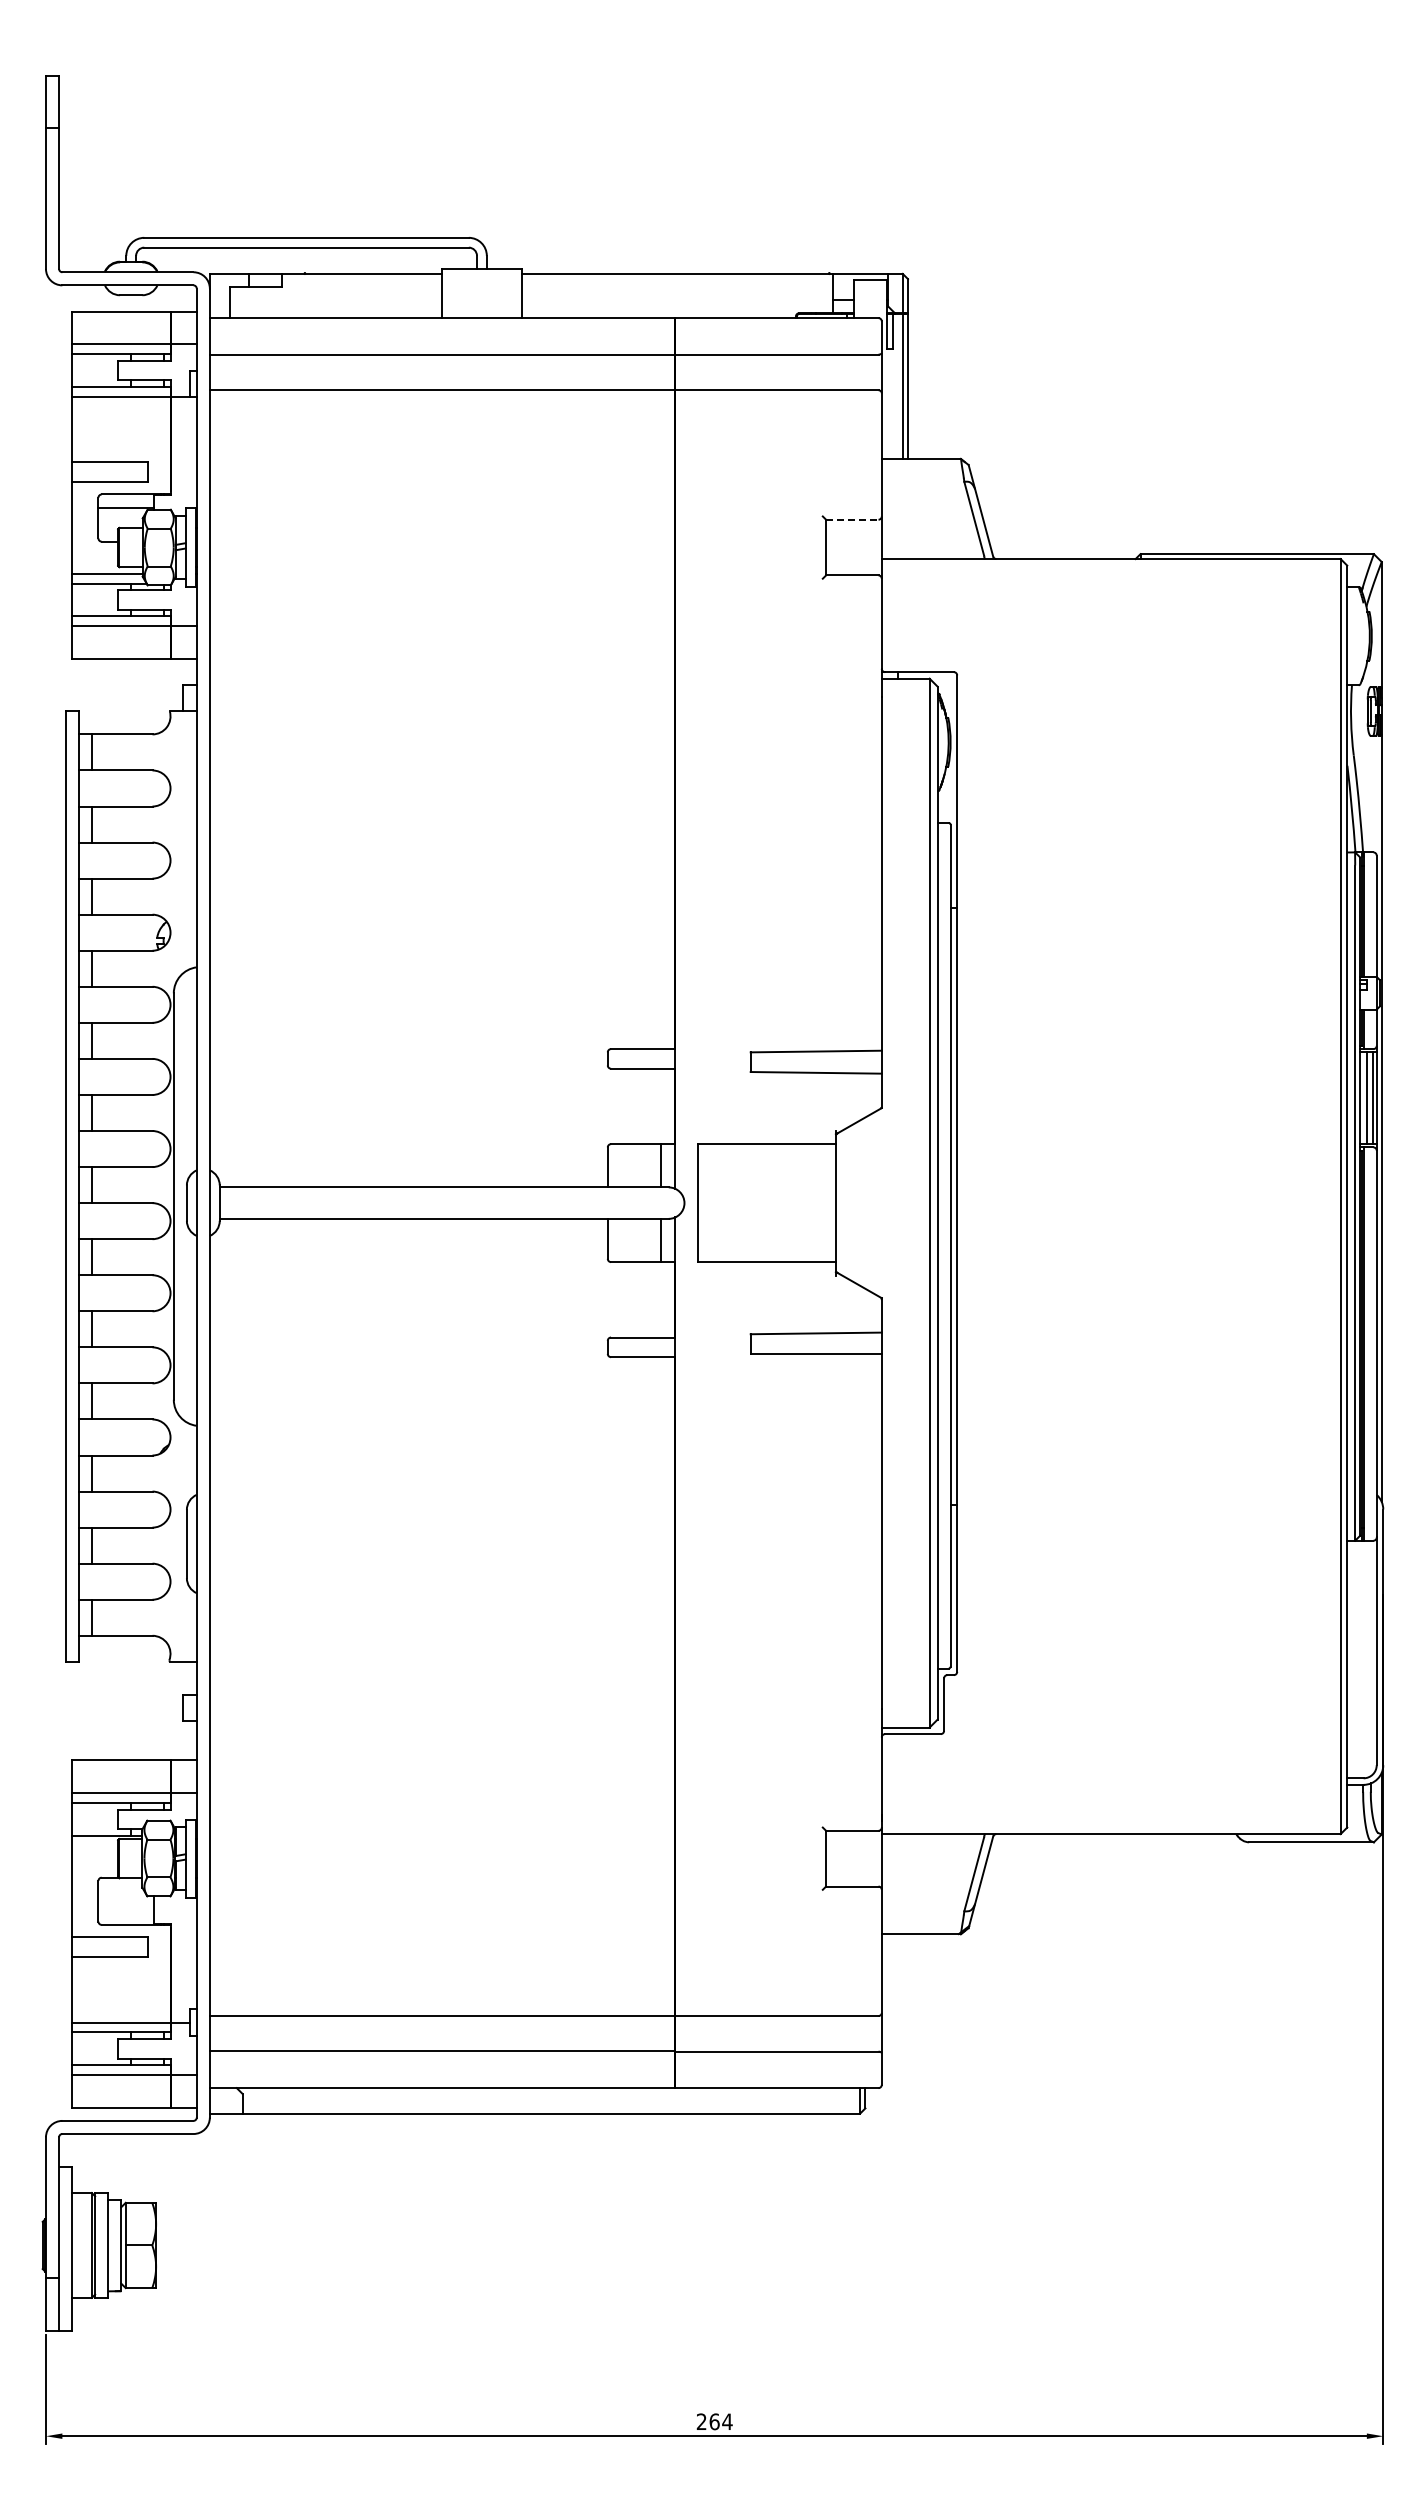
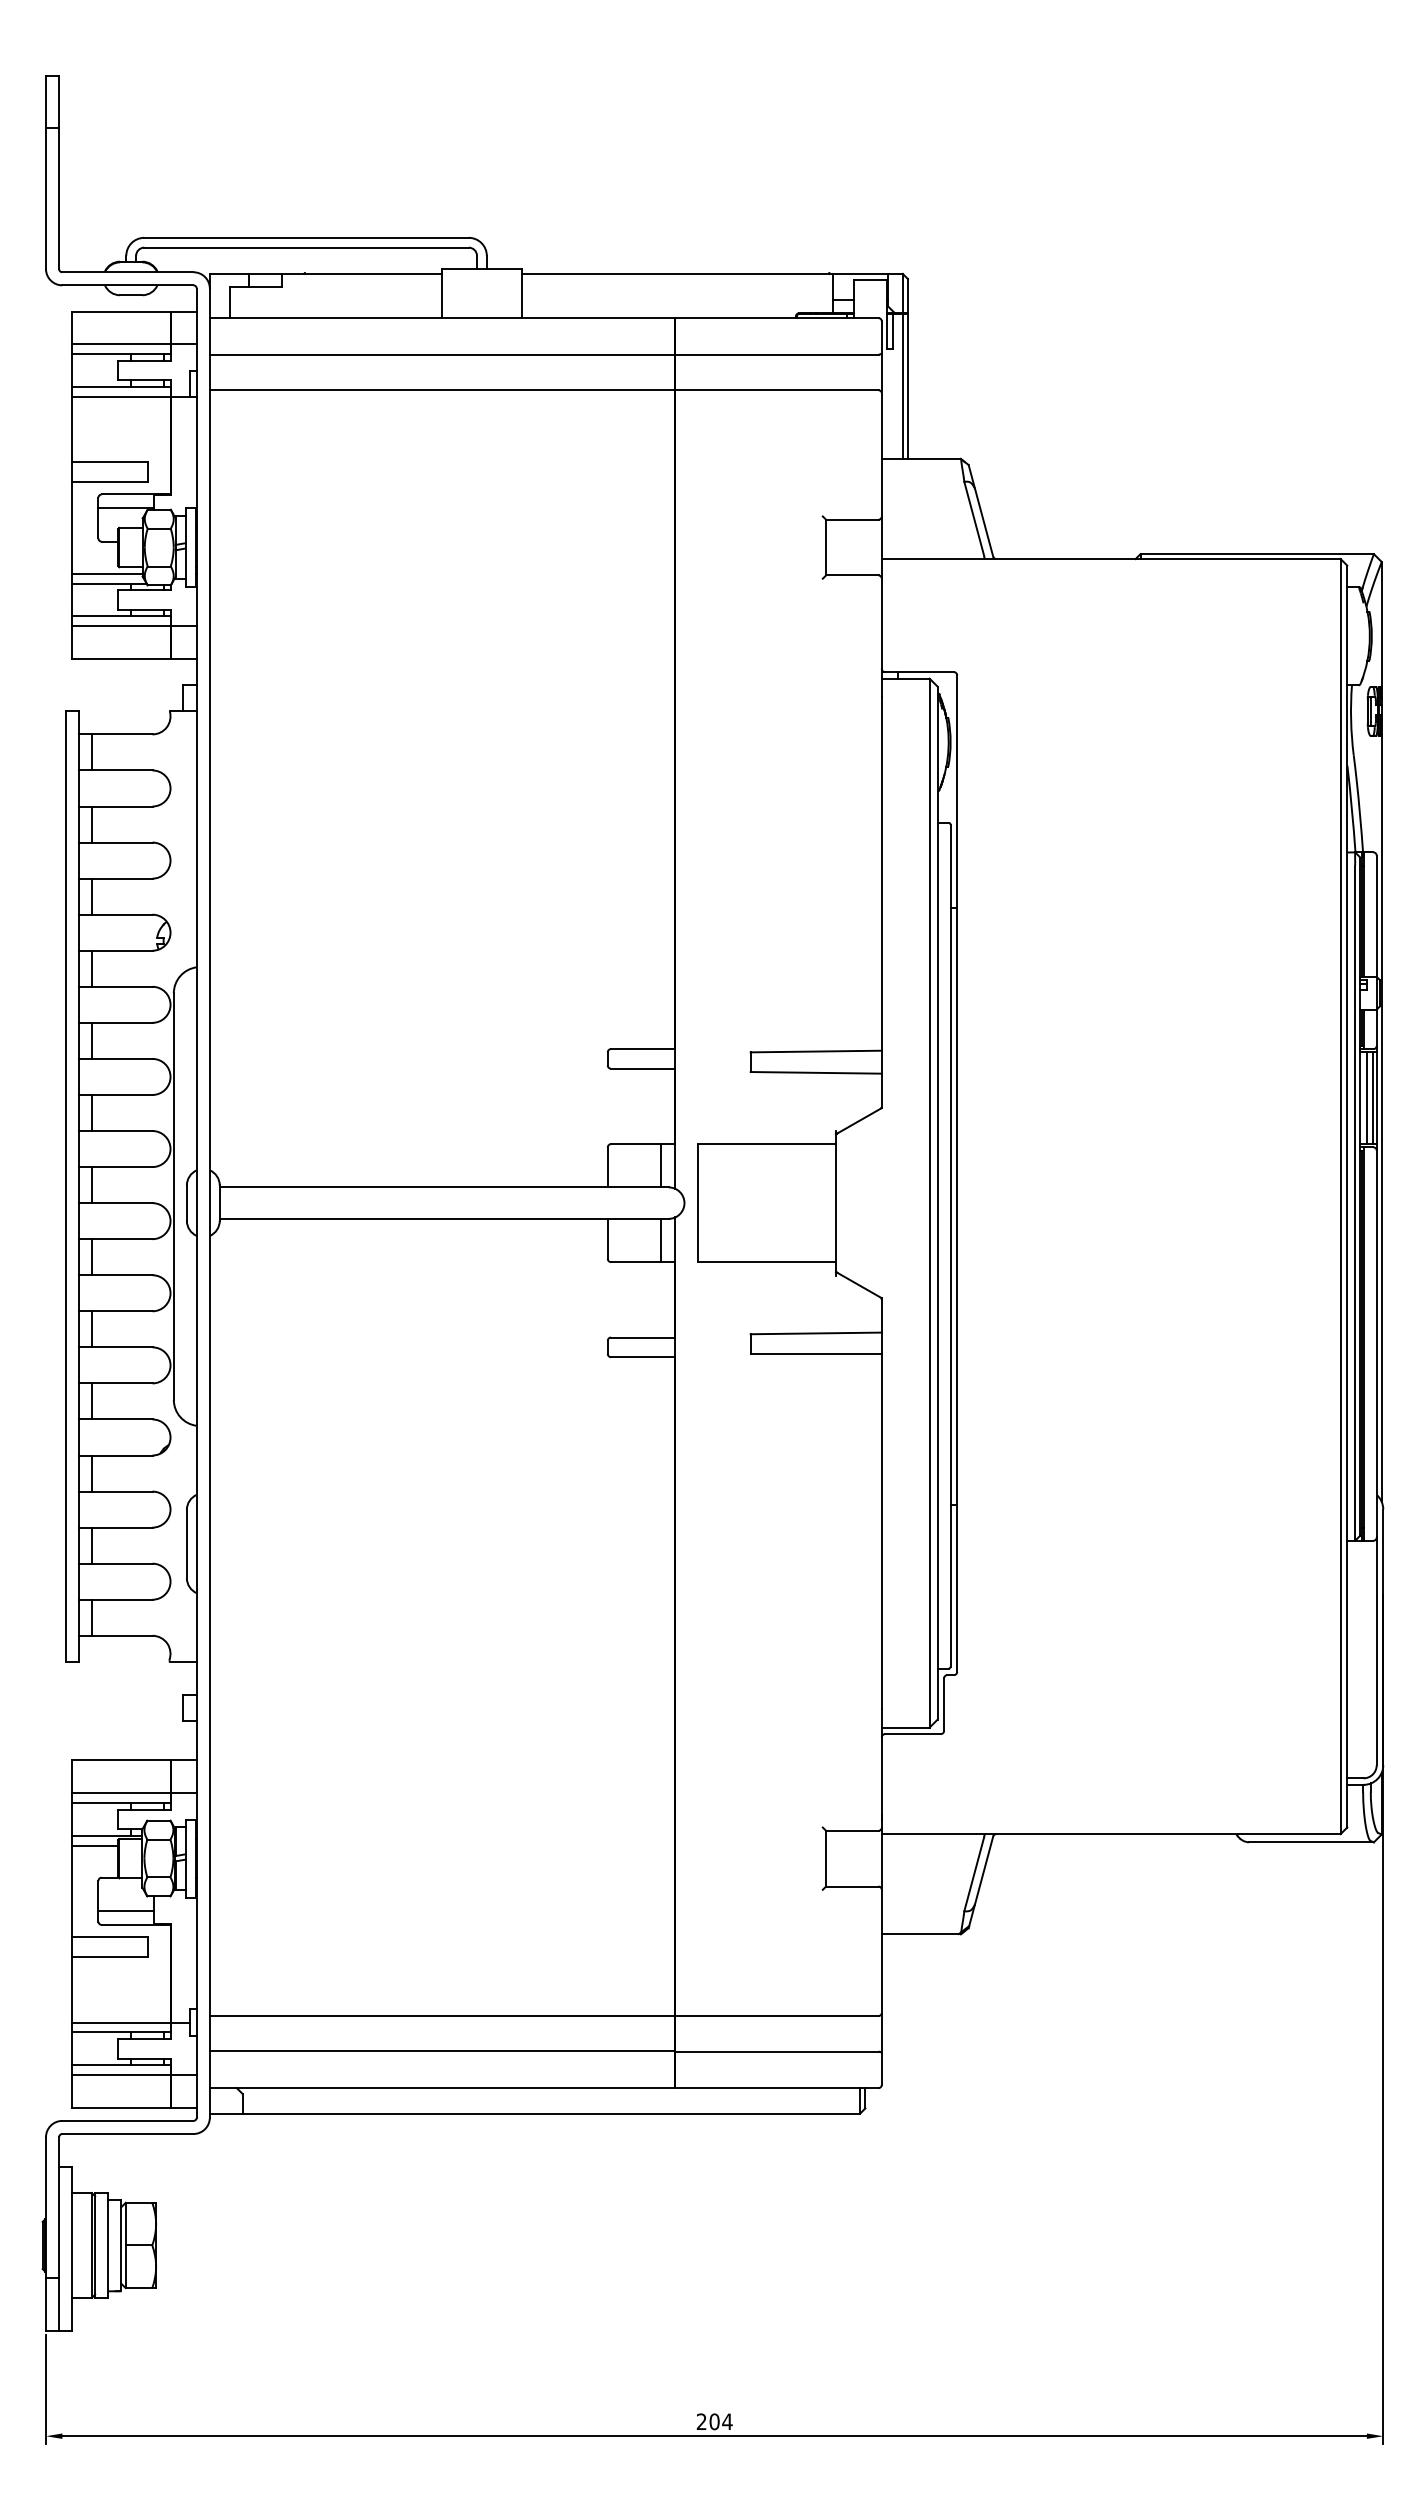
line: dashed -> solid (852, 519)
line: none -> present (95, 1845)
line: none -> present (126, 1911)
text: 264 -> 204 (714, 2421)
